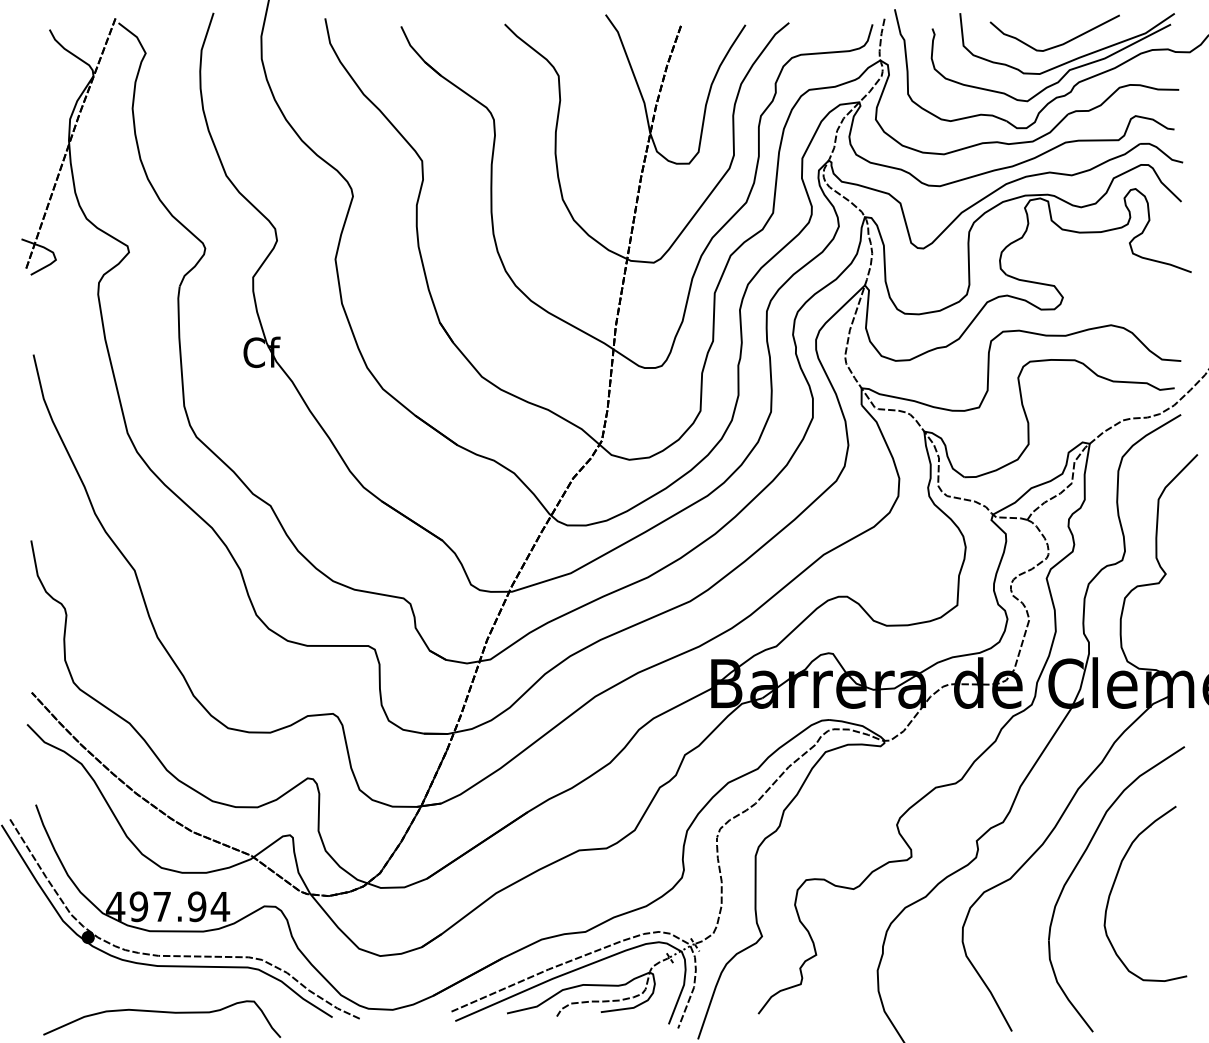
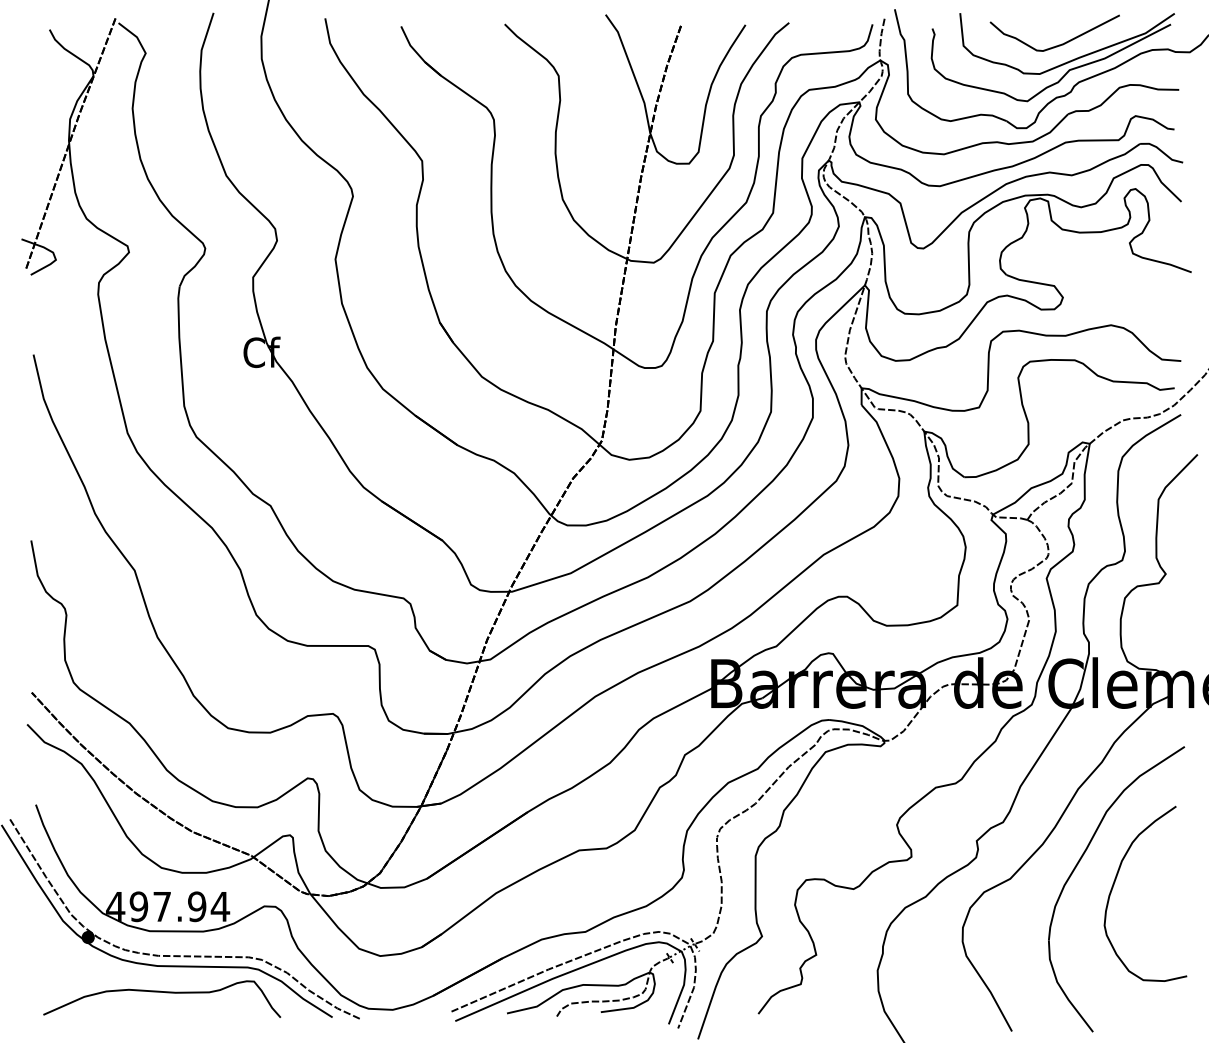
curve position: (162, 1012) -> (162, 992) (162, 992)
